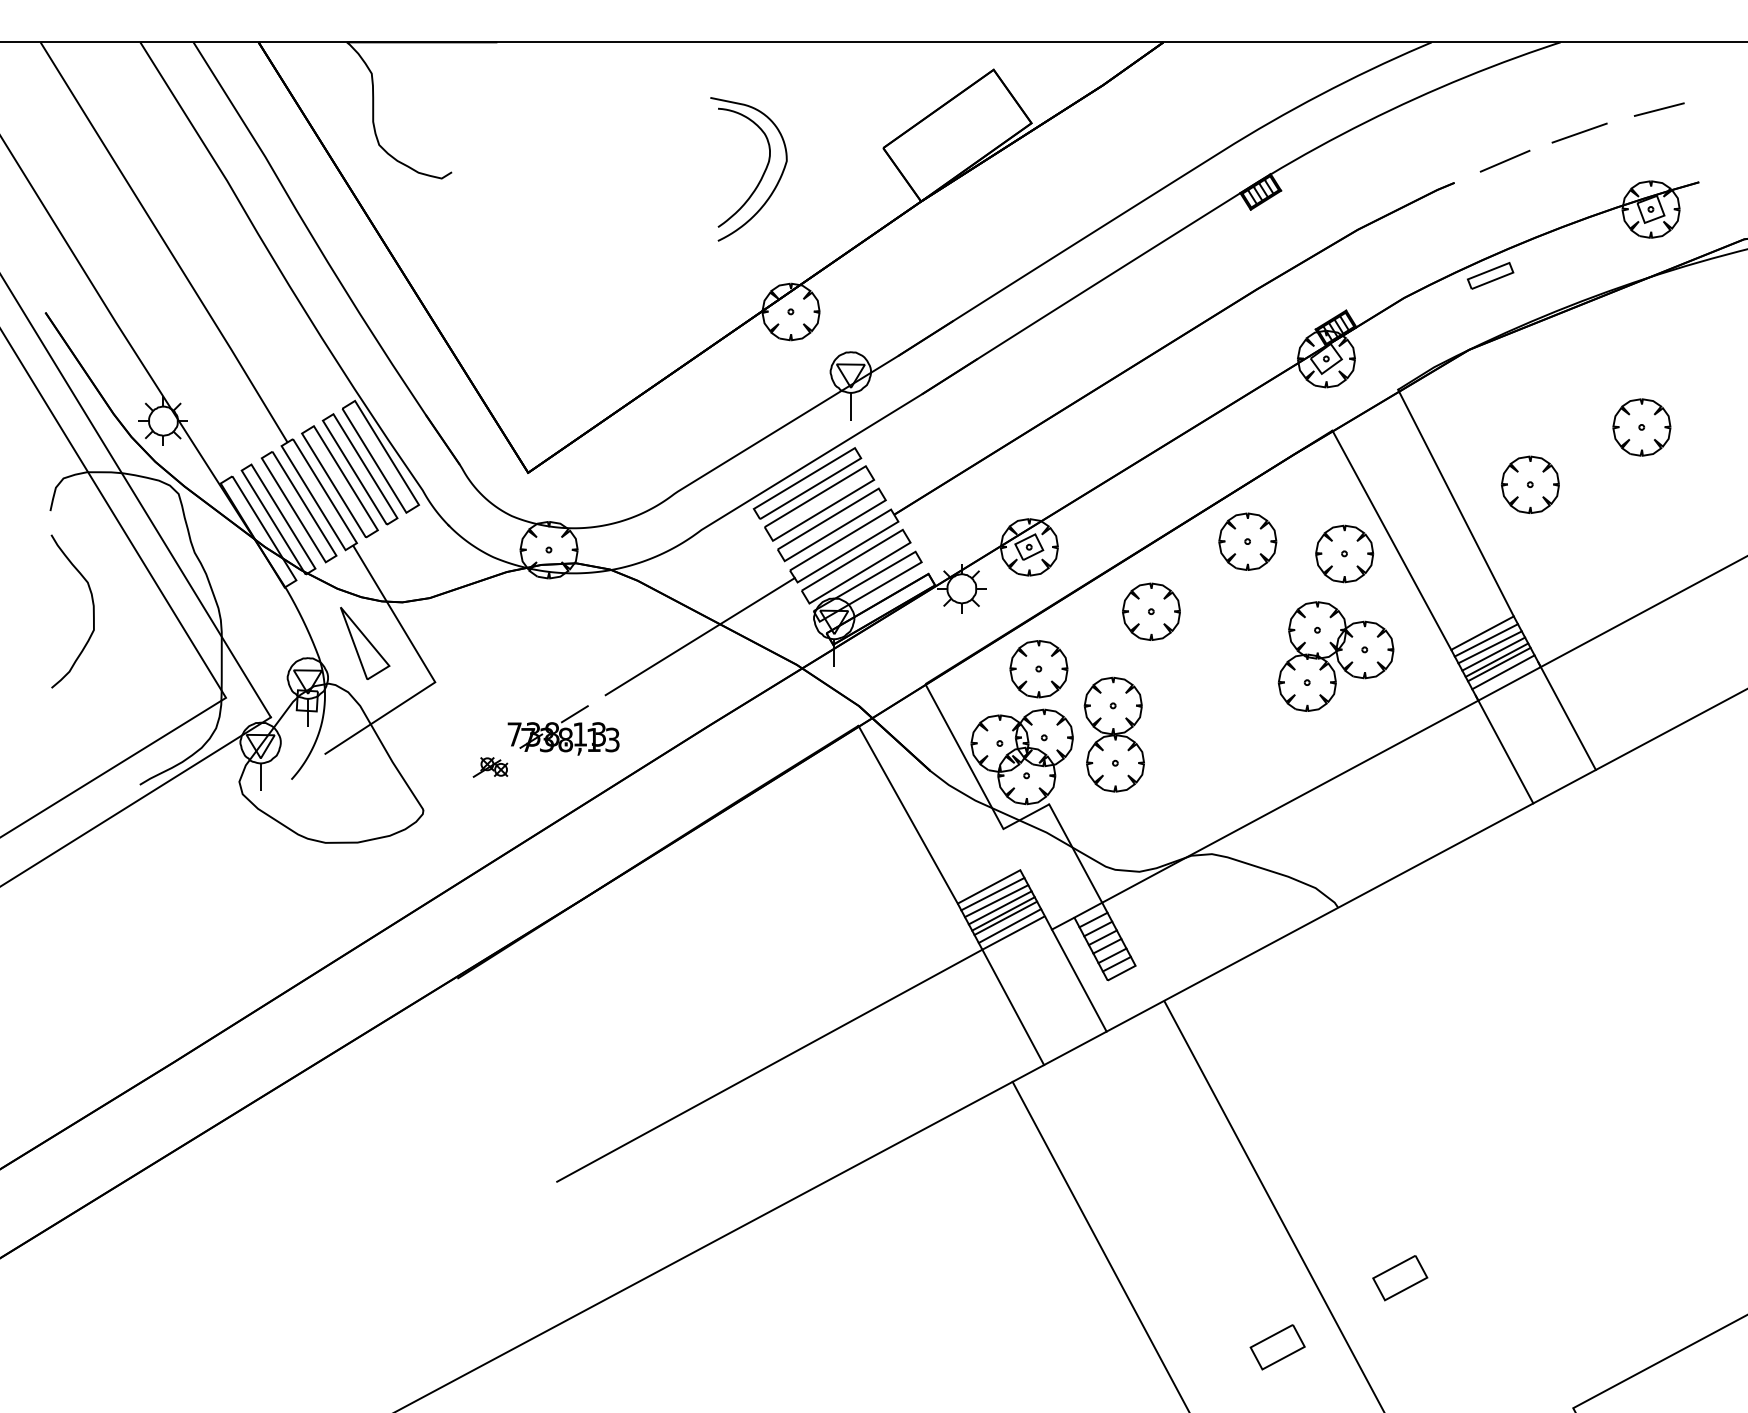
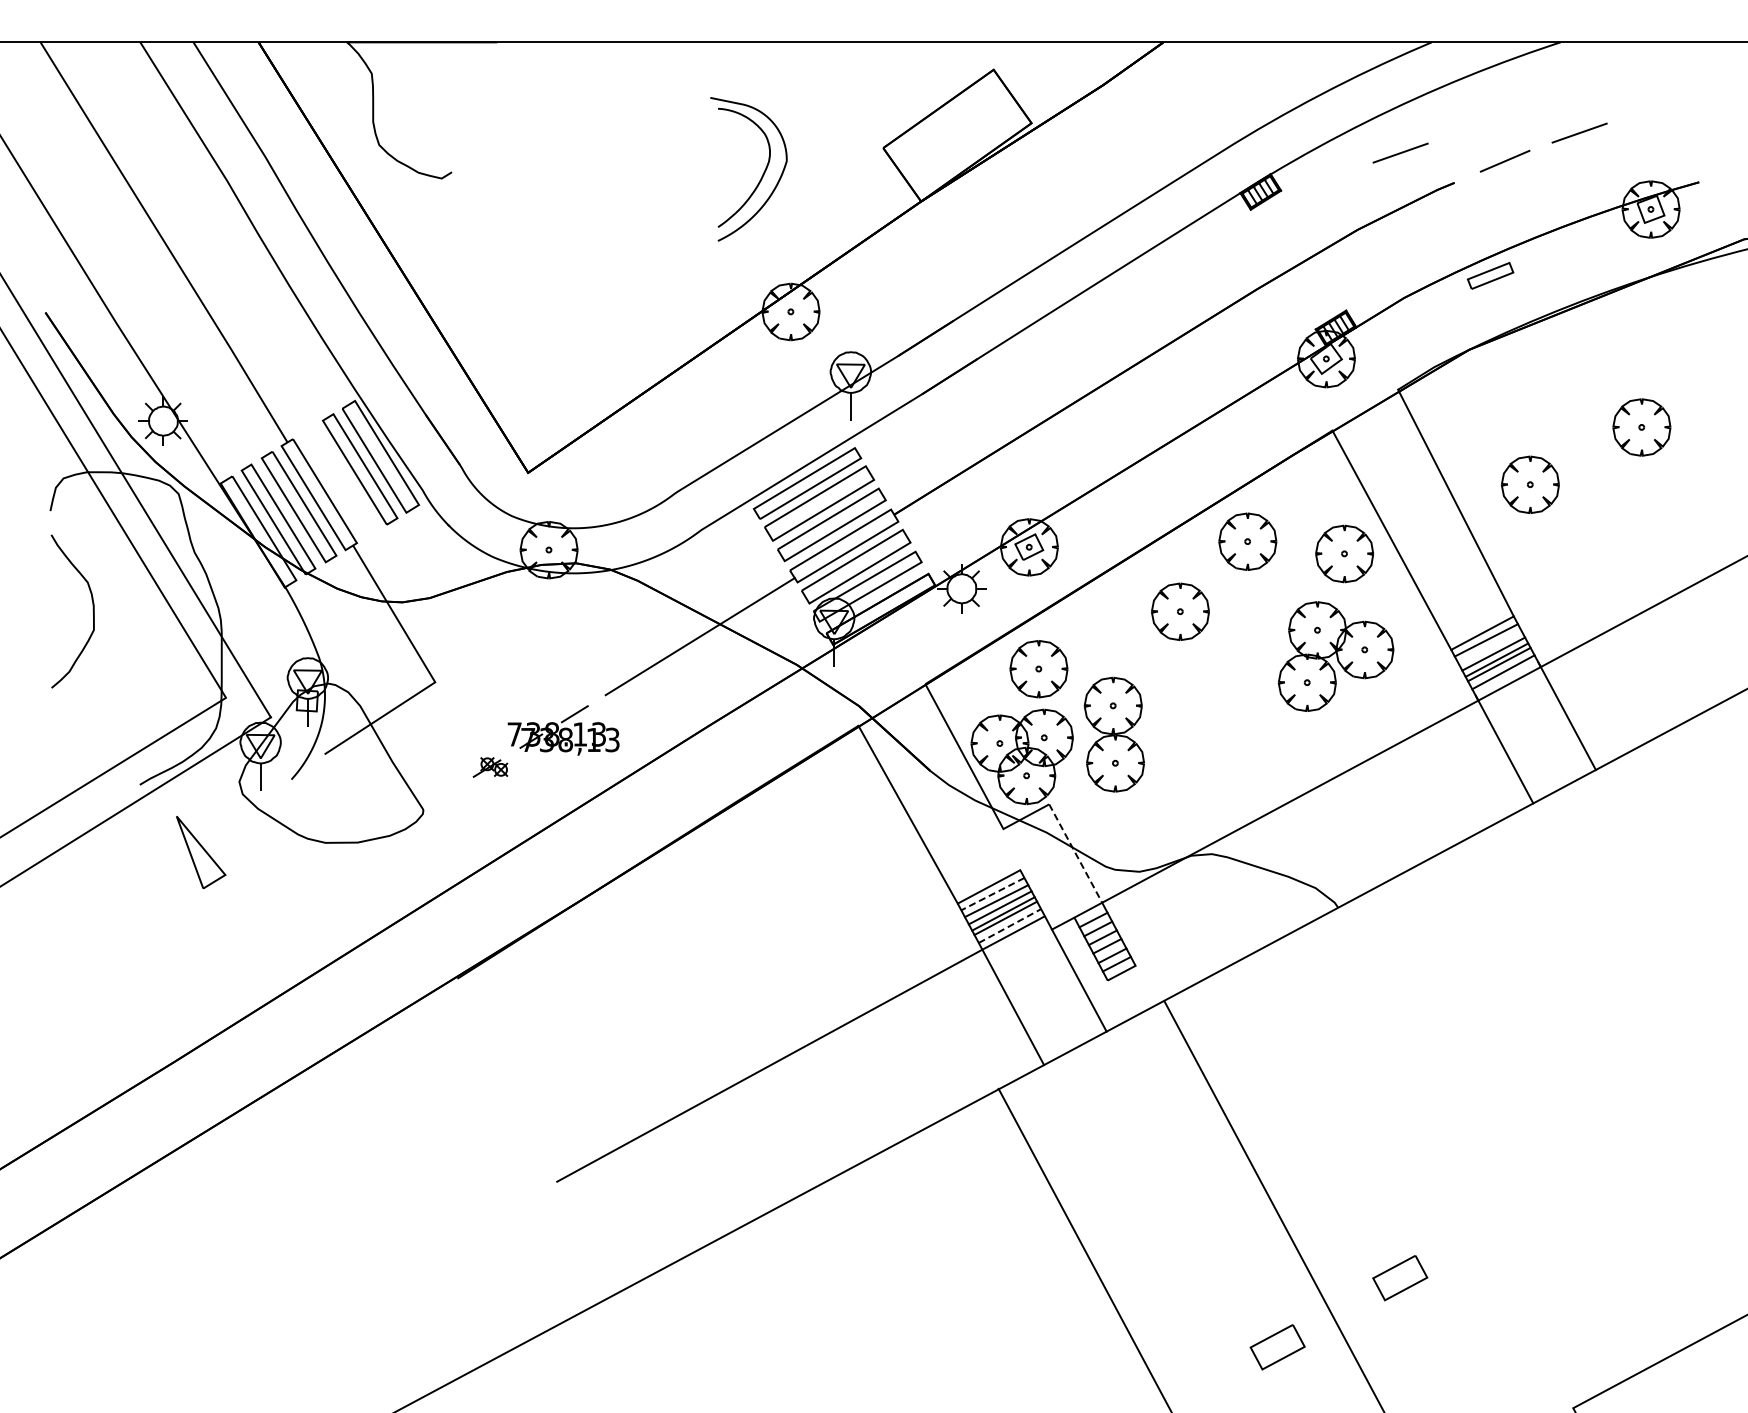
line: present -> none (1658, 109)
line: none -> present (1400, 152)
part: present -> none (339, 481)
part position: (1151, 611) -> (1180, 611) (1180, 611)
part position: (365, 642) -> (201, 851) (201, 851)
line: present -> none (1489, 647)
line: solid -> dashed (1075, 853)
line: solid -> dashed (992, 894)
line: solid -> dashed (1010, 925)
line position: (1099, 1245) -> (1084, 1248) (1084, 1248)
